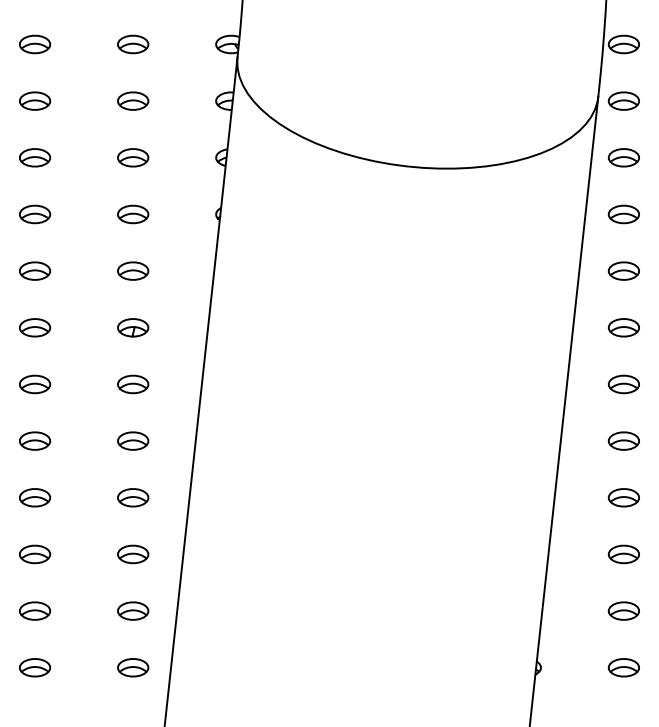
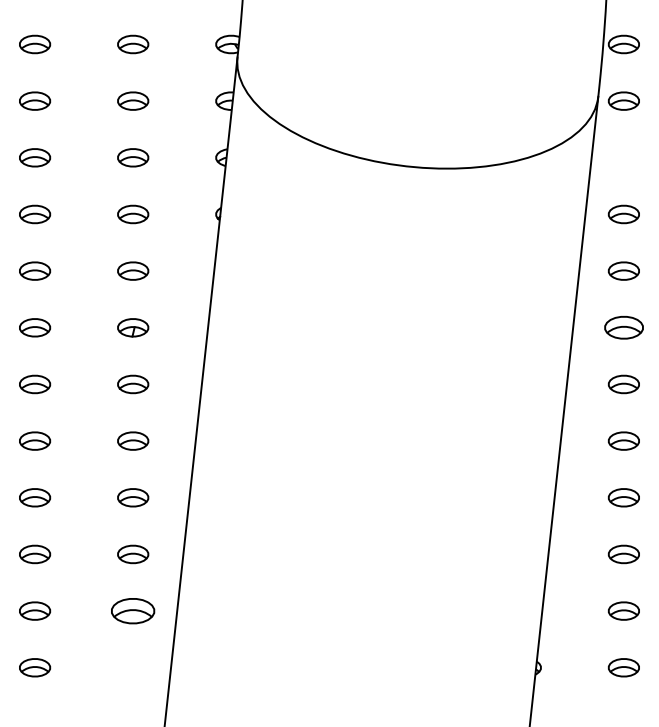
part: present -> none (623, 157)
part size: 33x20 px -> 40x24 px (623, 327)
part size: 33x20 px -> 45x27 px (133, 611)
part: present -> none (133, 667)
